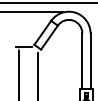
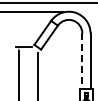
line: solid -> dashed (82, 61)
